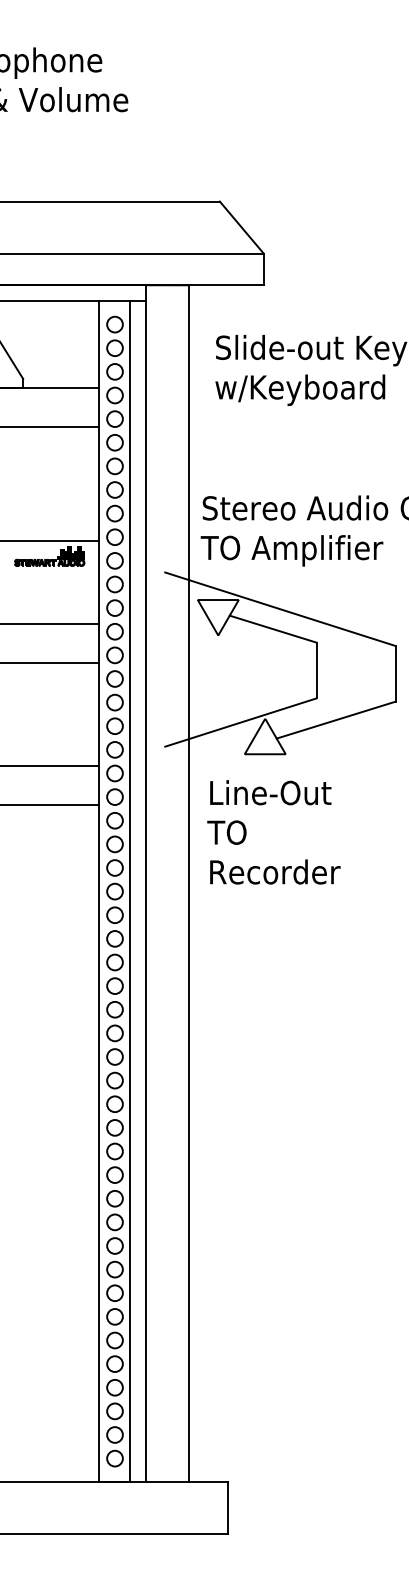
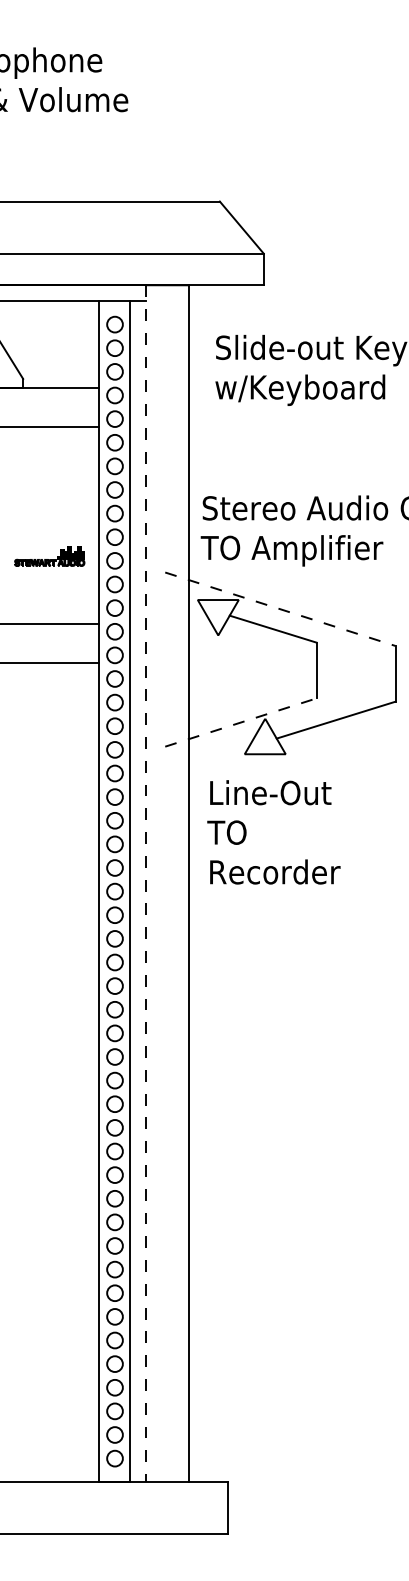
line: present -> none (50, 541)
line: solid -> dashed (280, 609)
line: solid -> dashed (241, 722)
line: present -> none (50, 765)
line: present -> none (50, 805)
line: solid -> dashed (146, 883)
